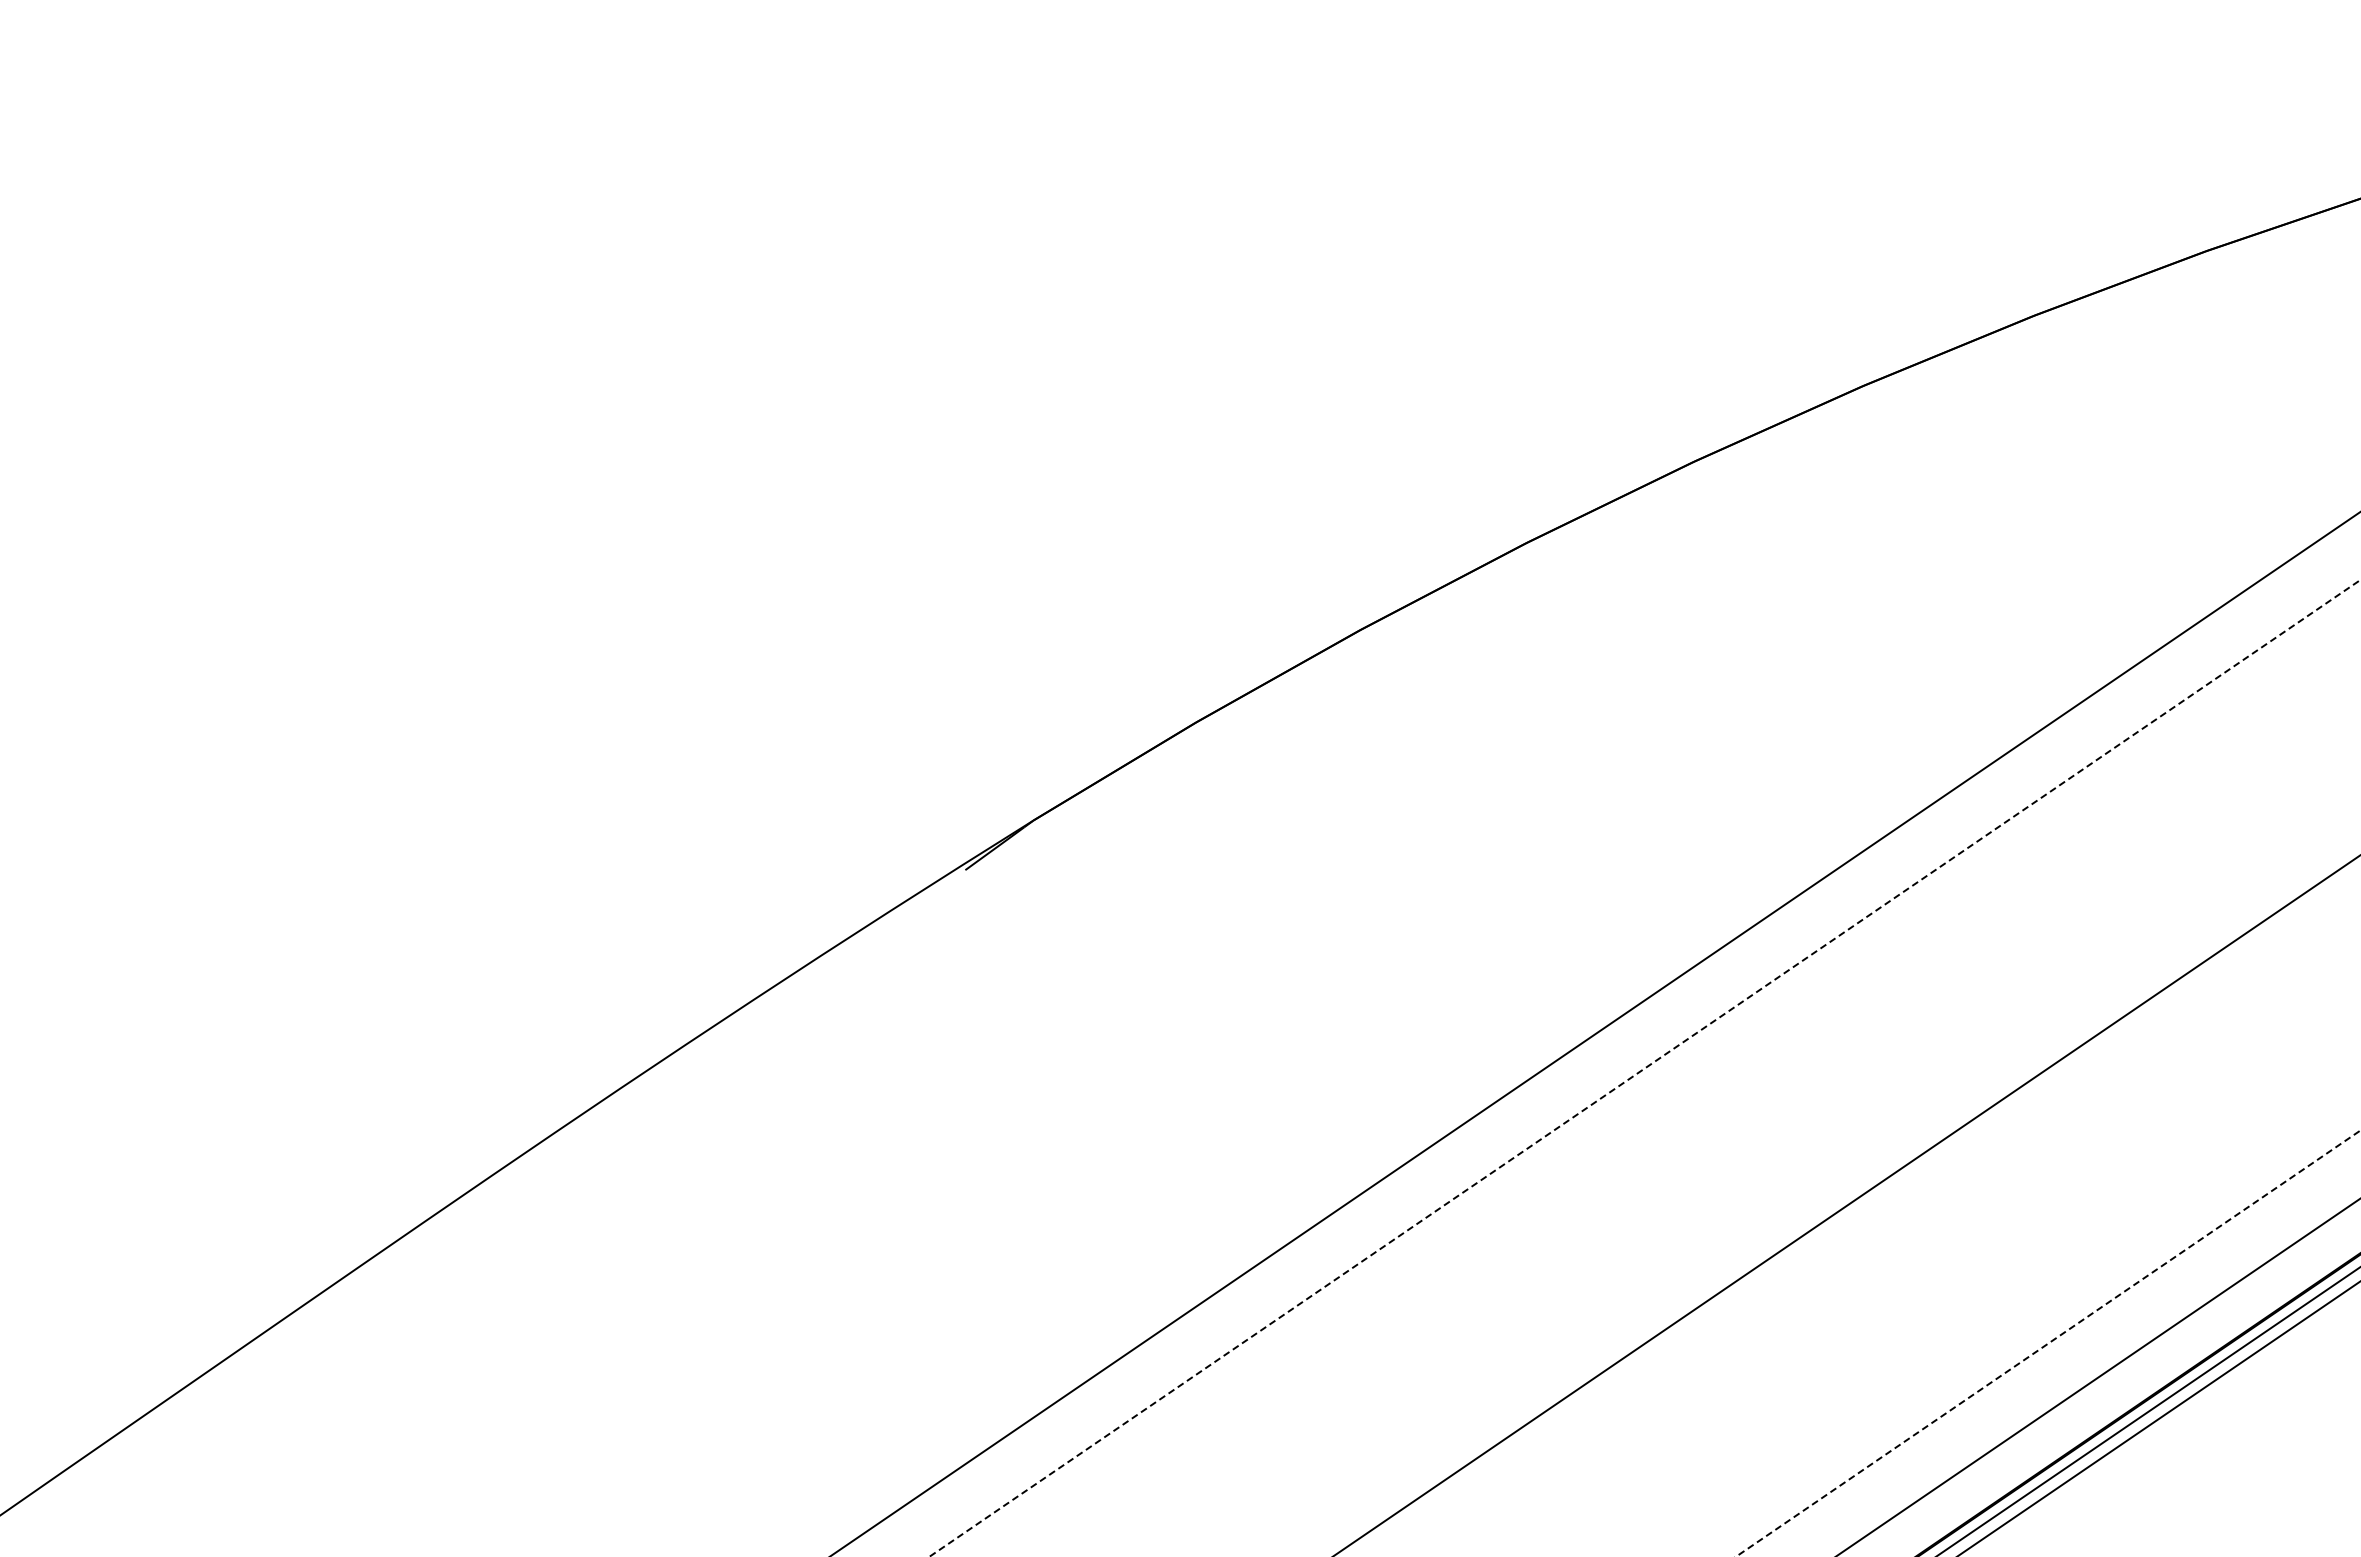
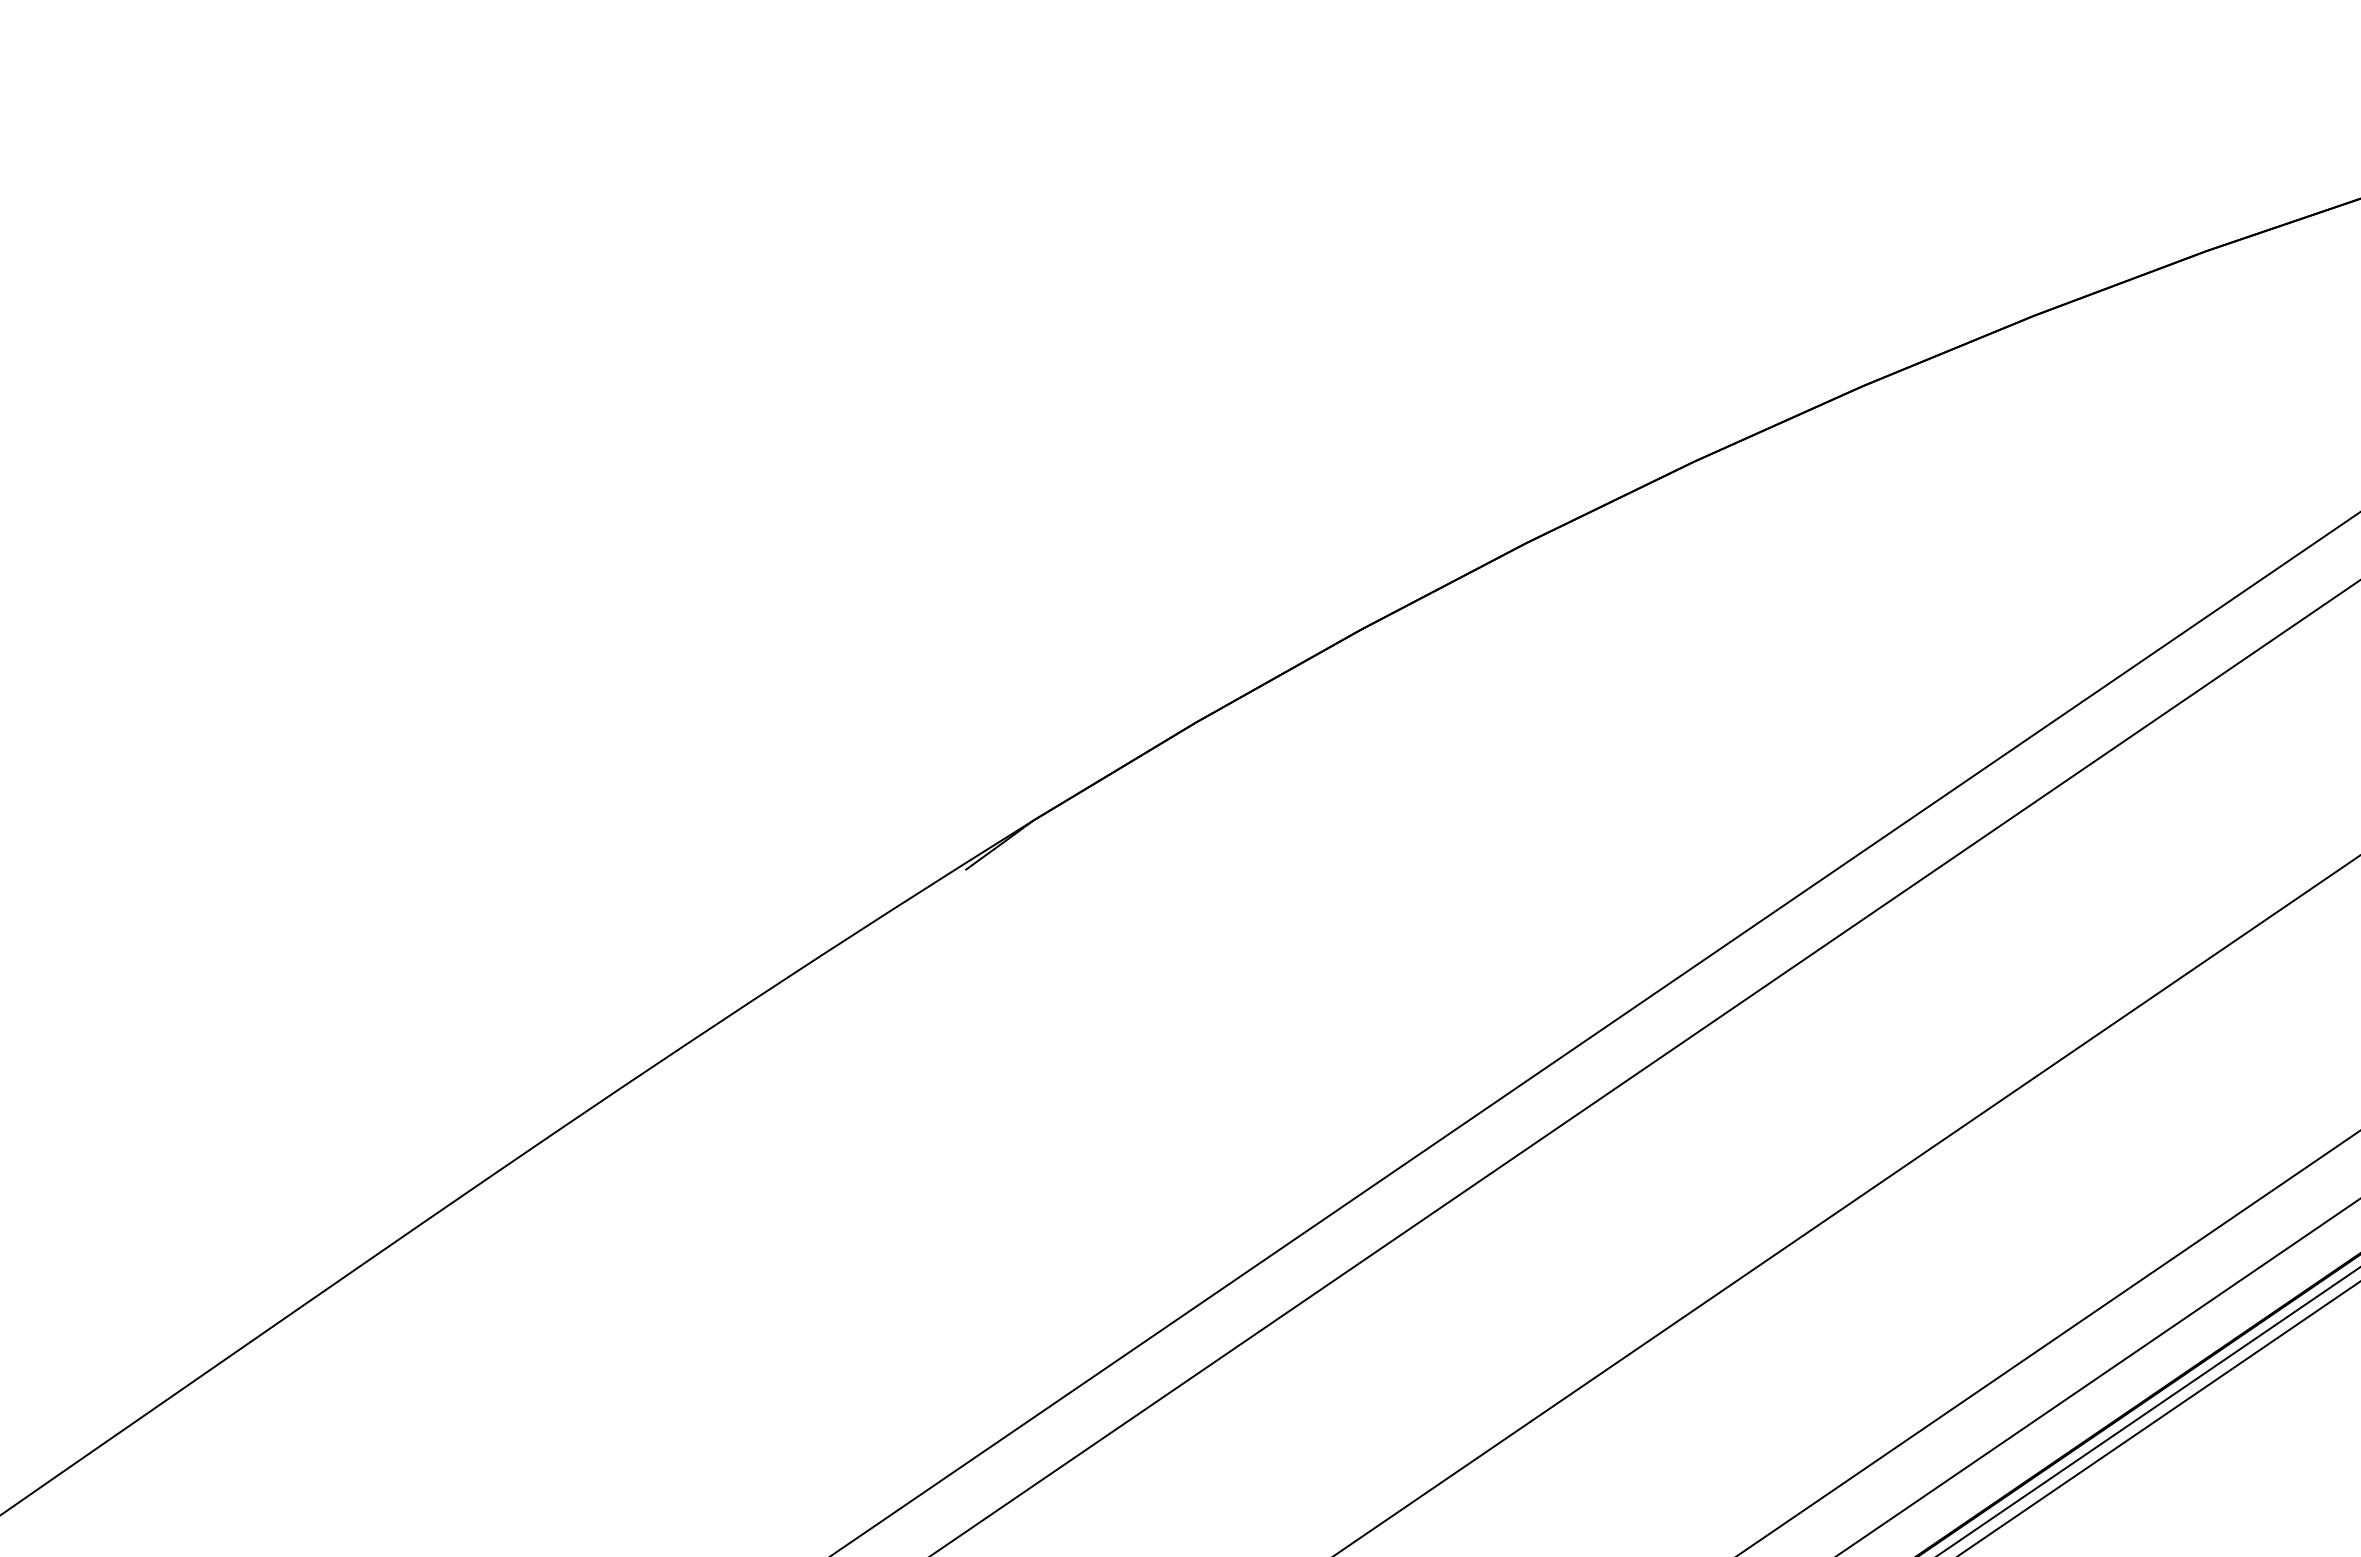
line: dashed -> solid (1644, 1068)
line: dashed -> solid (2048, 1343)
